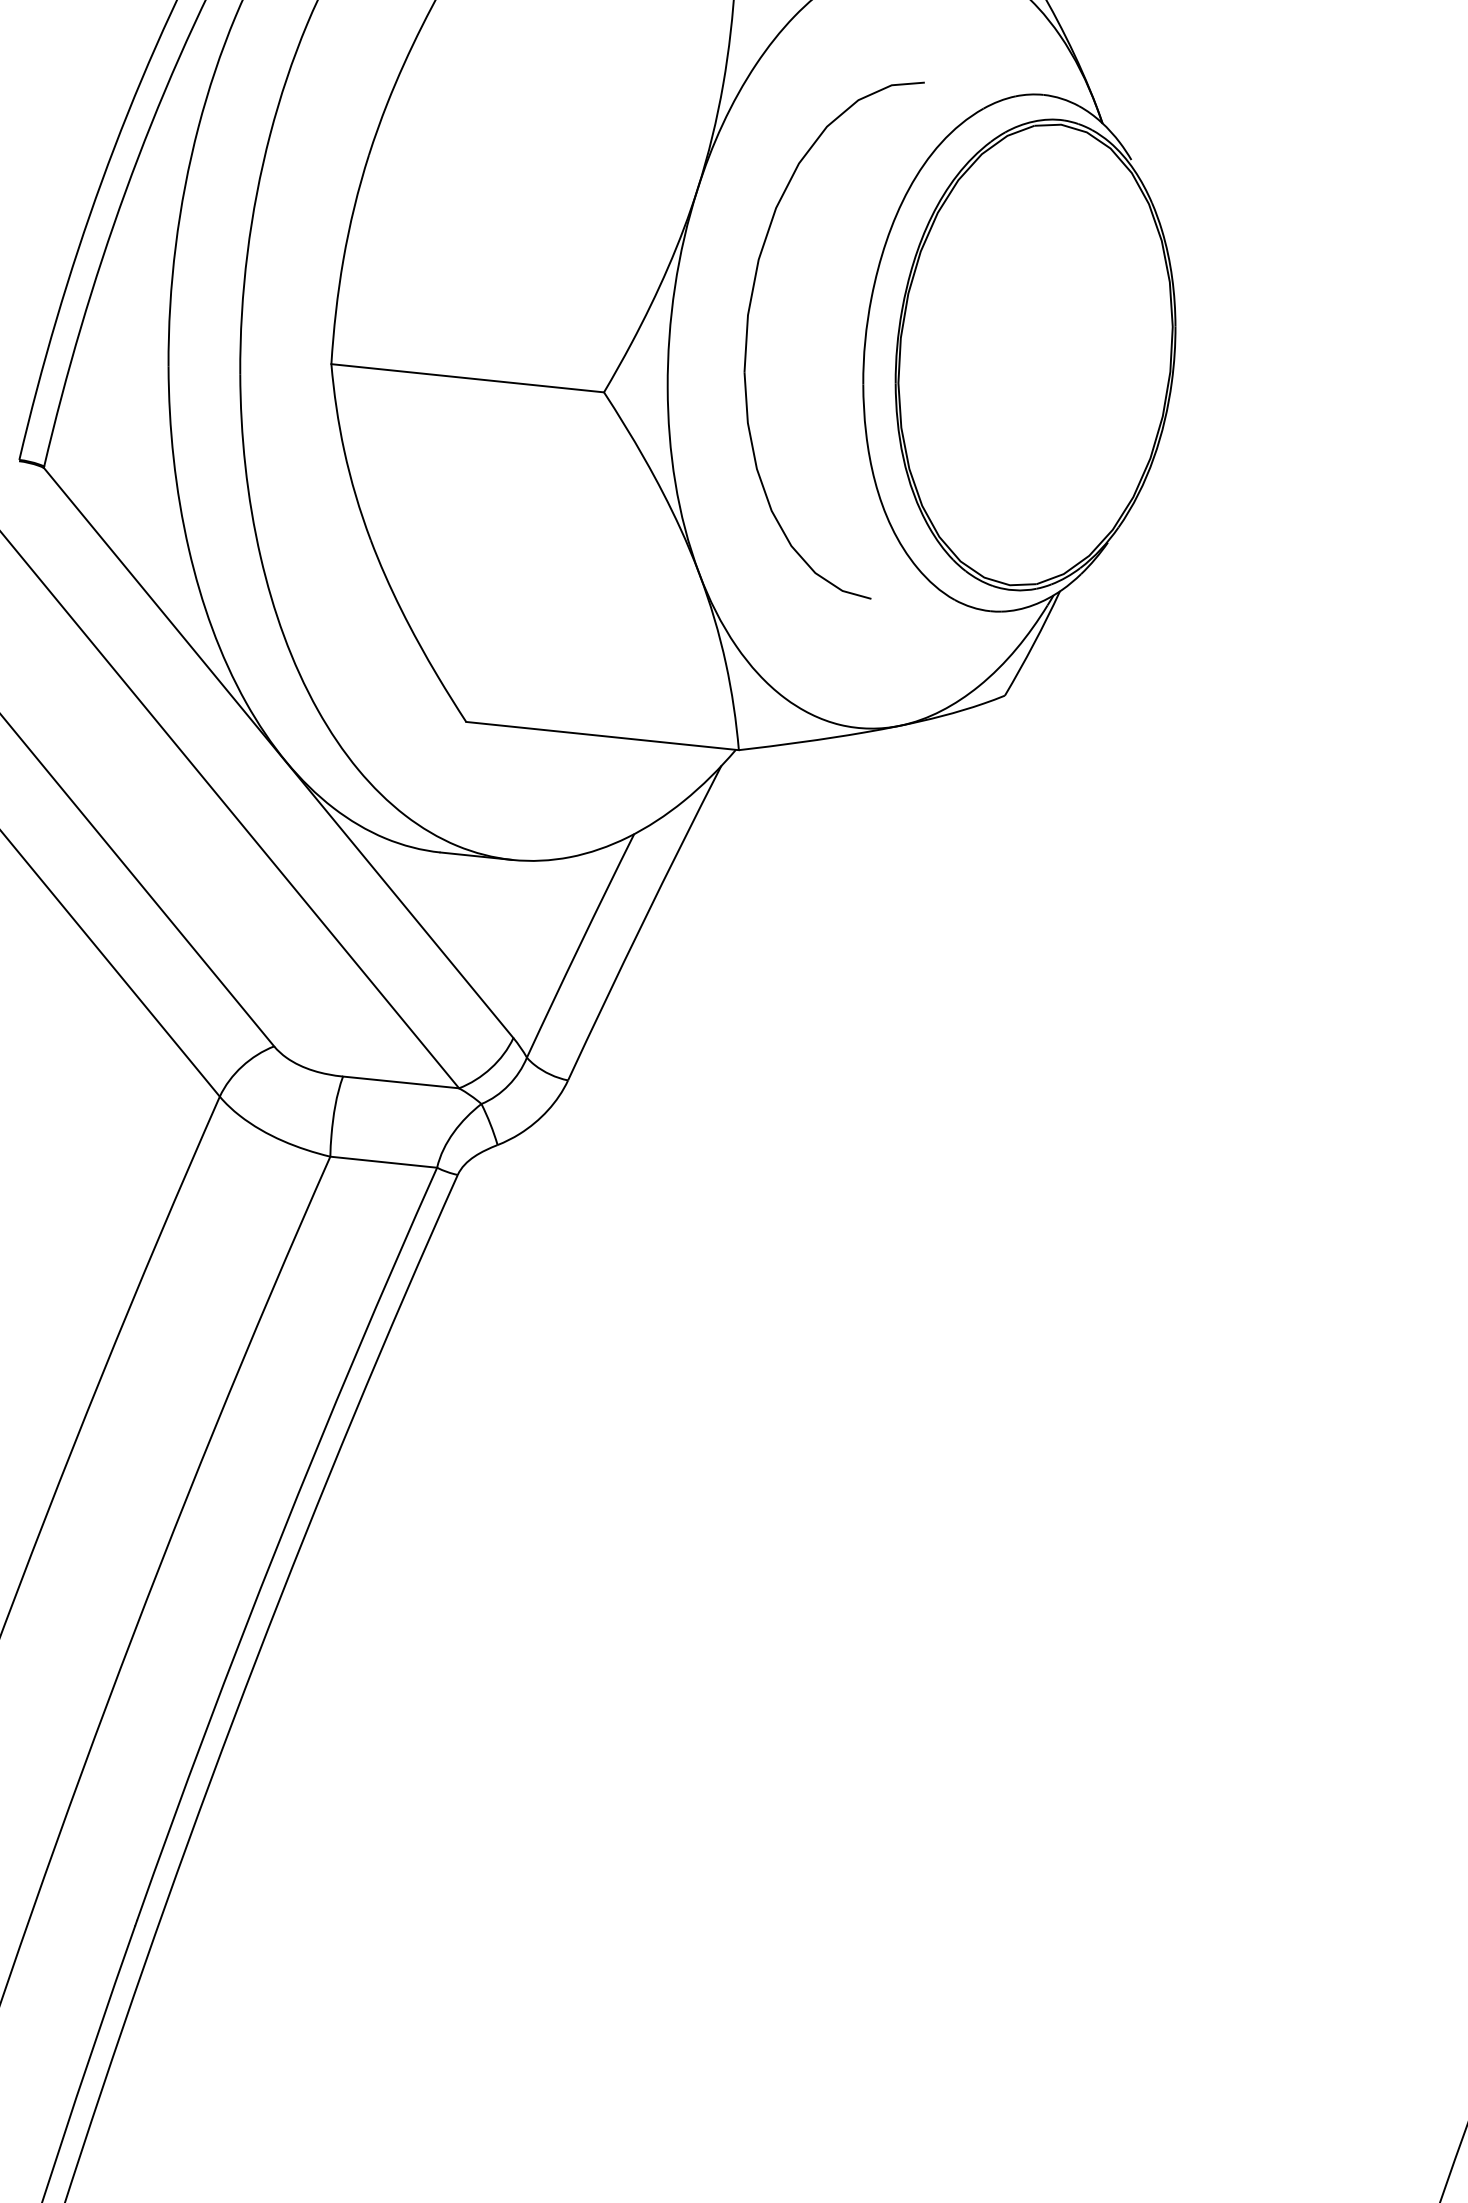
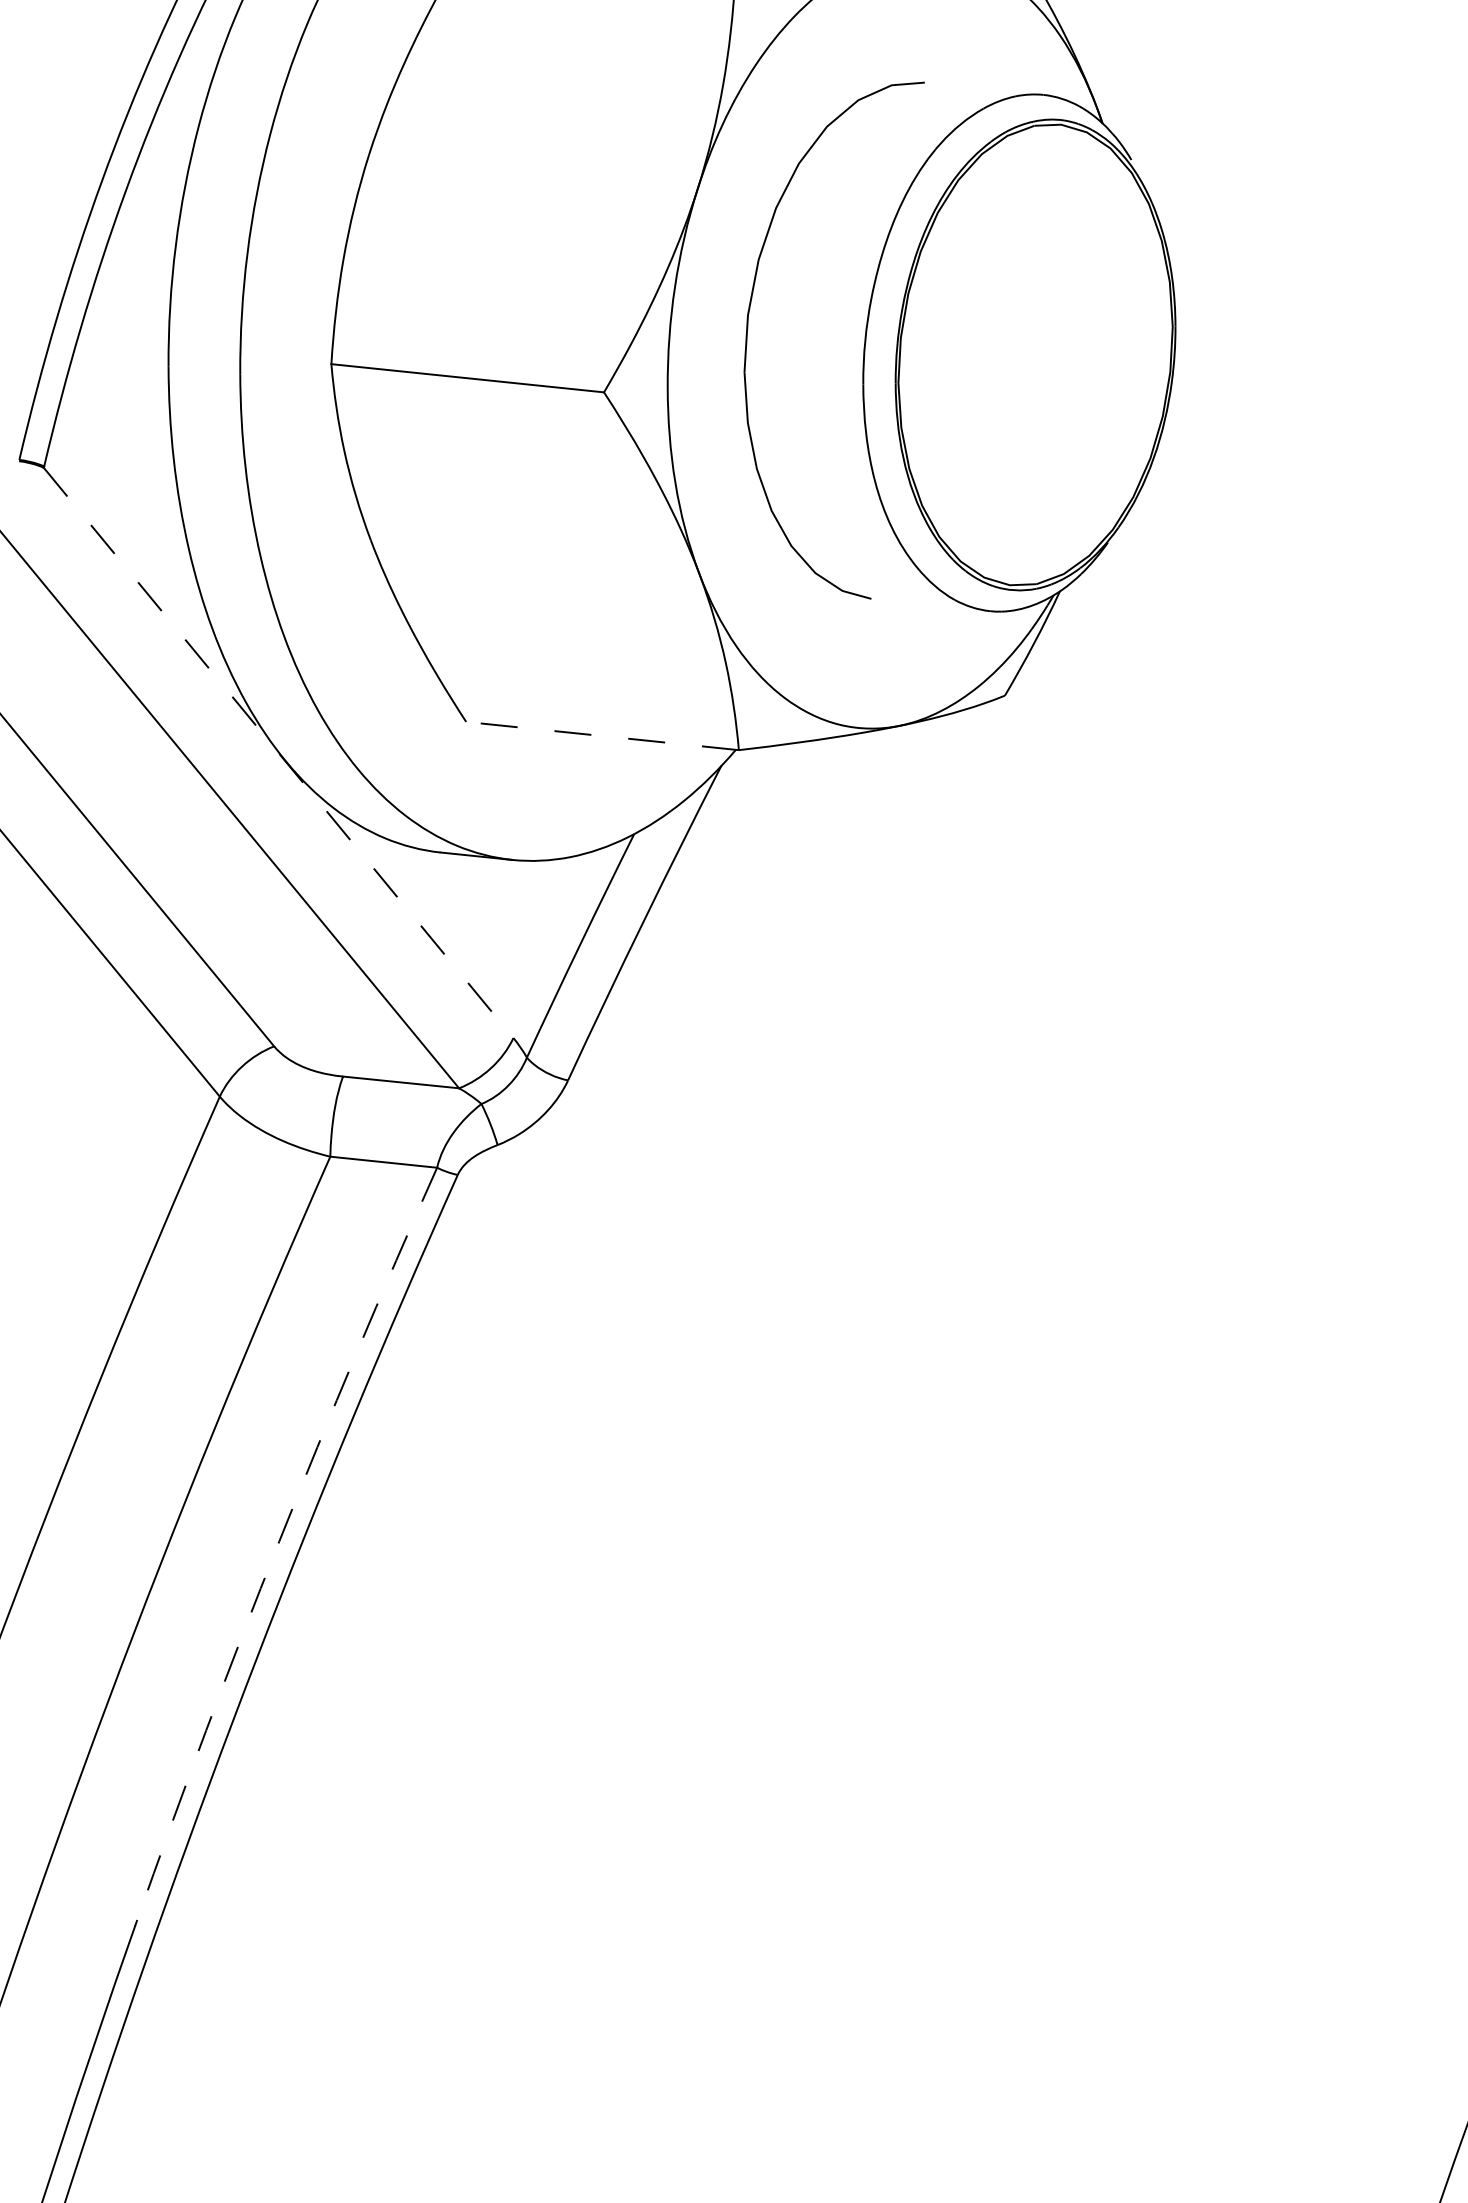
line: solid -> dashed (602, 736)
line: solid -> dashed (278, 753)
arc: solid -> dashed (279, 1541)
